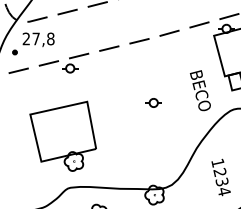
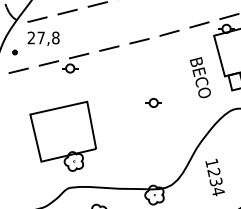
text position: (38, 39) -> (43, 38) (43, 38)
text position: (200, 90) -> (200, 77) (200, 77)
text position: (220, 177) -> (214, 177) (214, 177)
